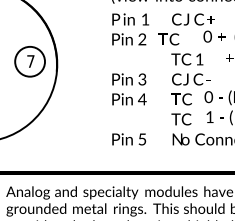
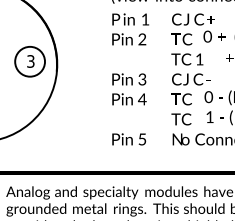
text position: (168, 39) -> (181, 39) (181, 39)
text: 7 -> 3 (30, 61)
